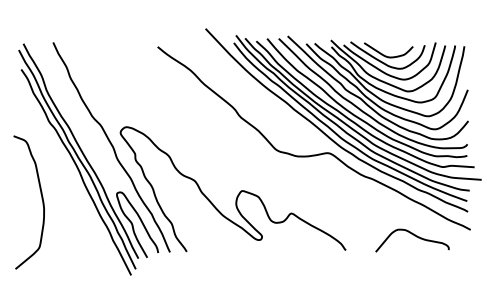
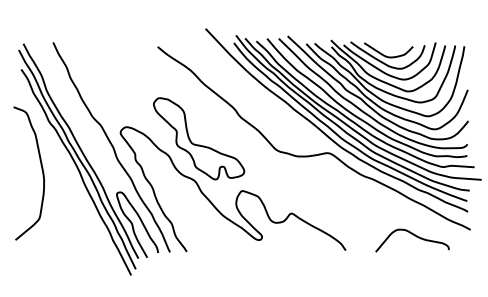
part: none -> present (199, 138)
curve position: (41, 199) -> (41, 170) (41, 170)
